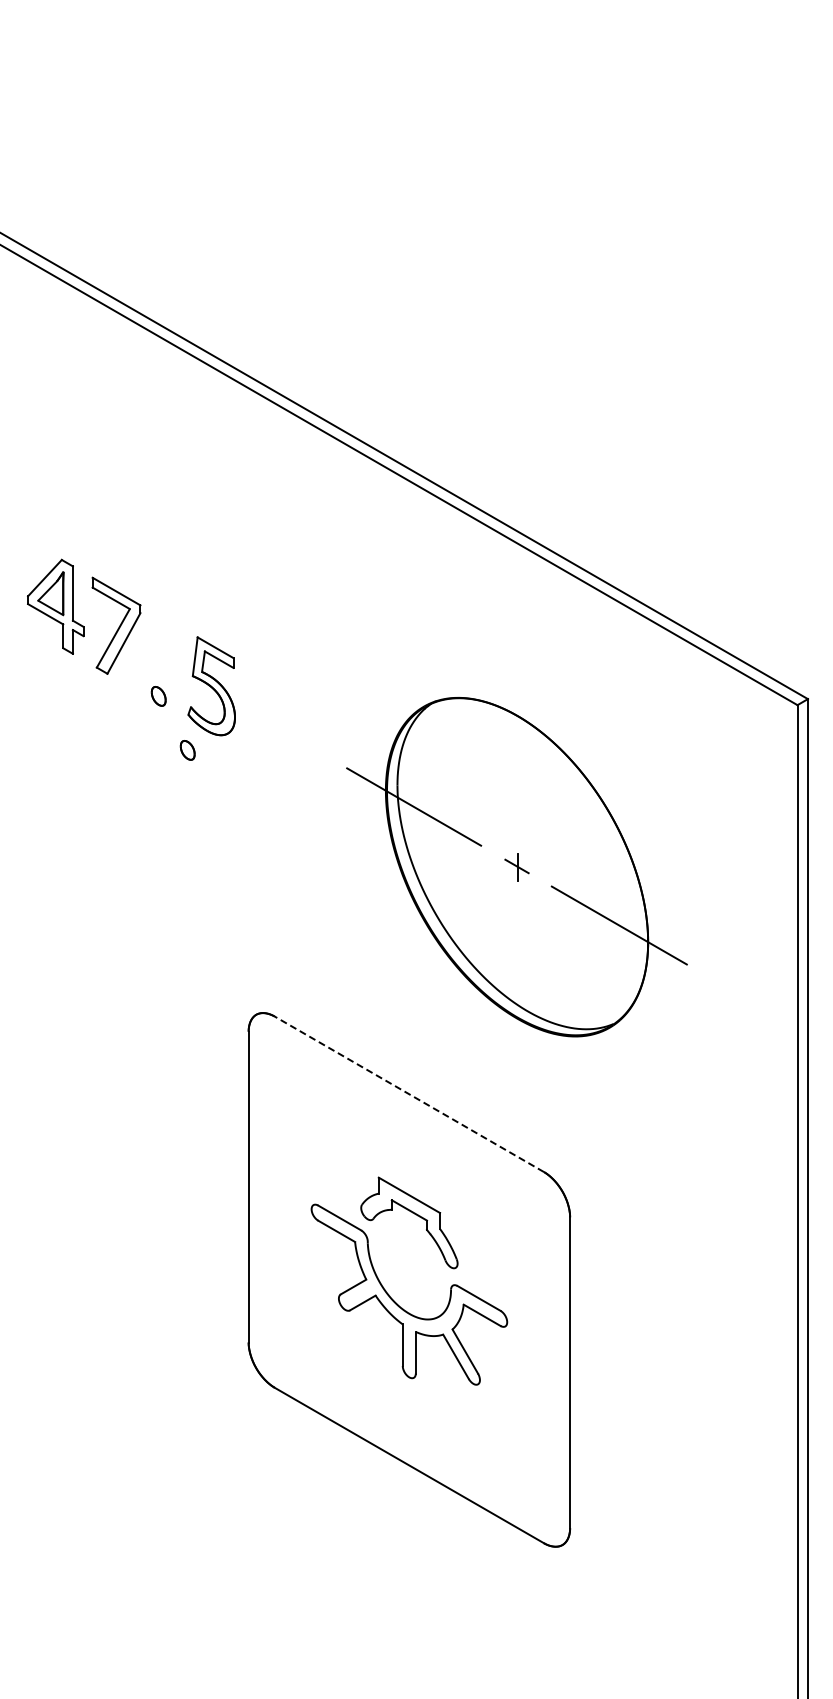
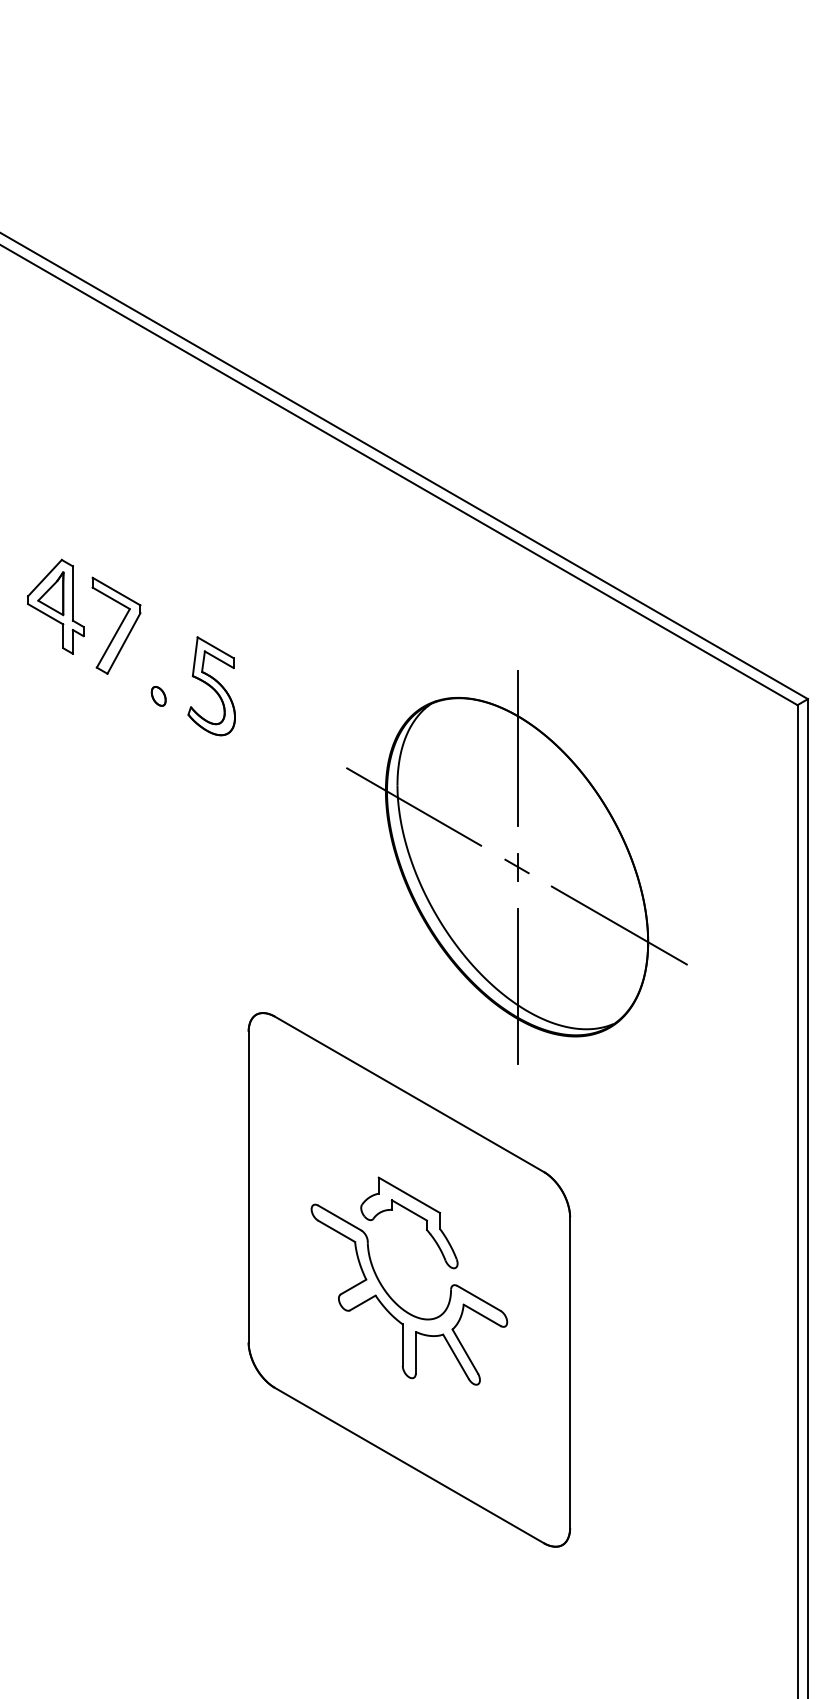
line: none -> present (517, 748)
part: present -> none (187, 750)
line: none -> present (517, 985)
line: dashed -> solid (408, 1094)
